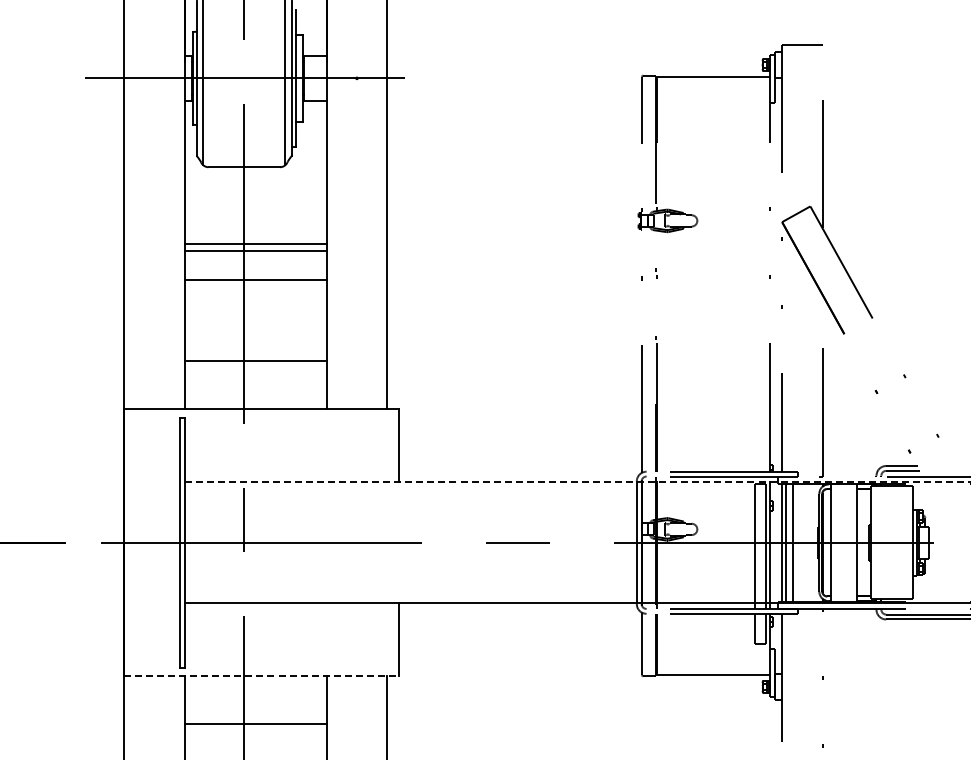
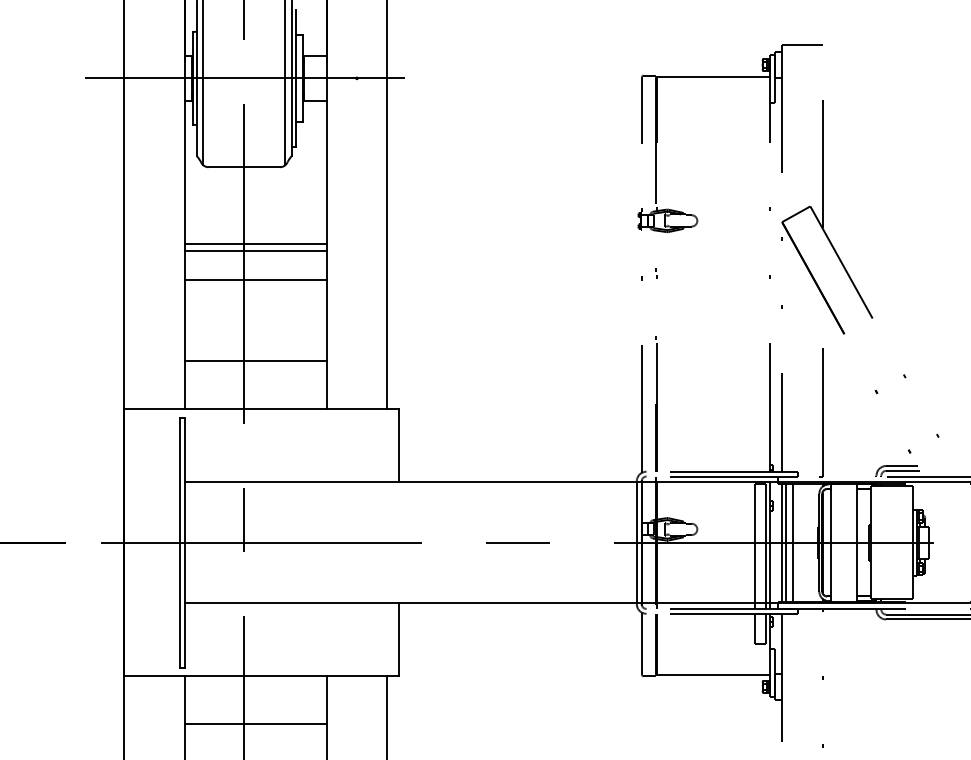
line: dashed -> solid (577, 482)
line: dashed -> solid (261, 675)
